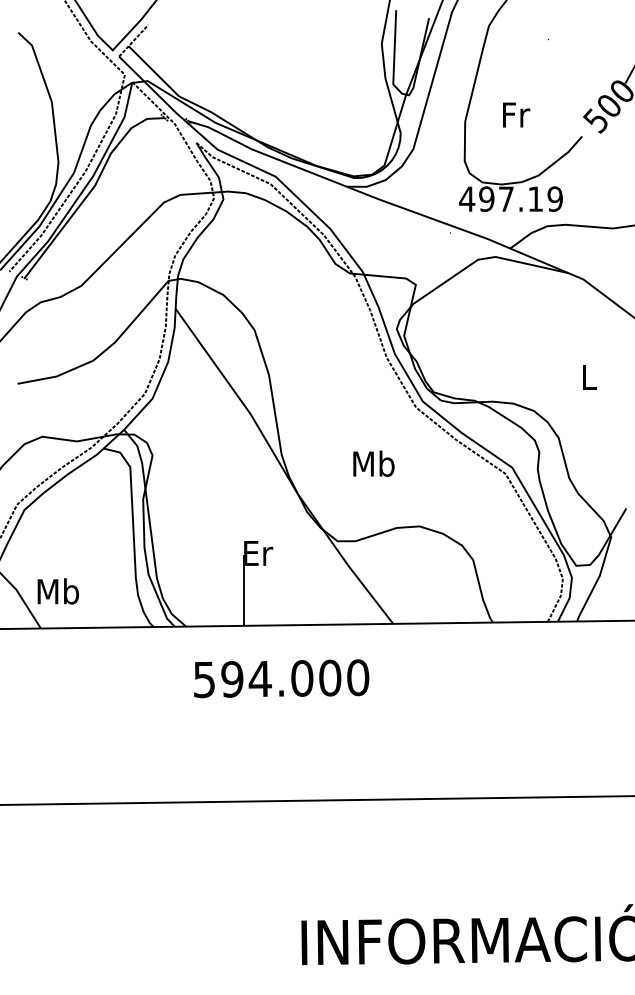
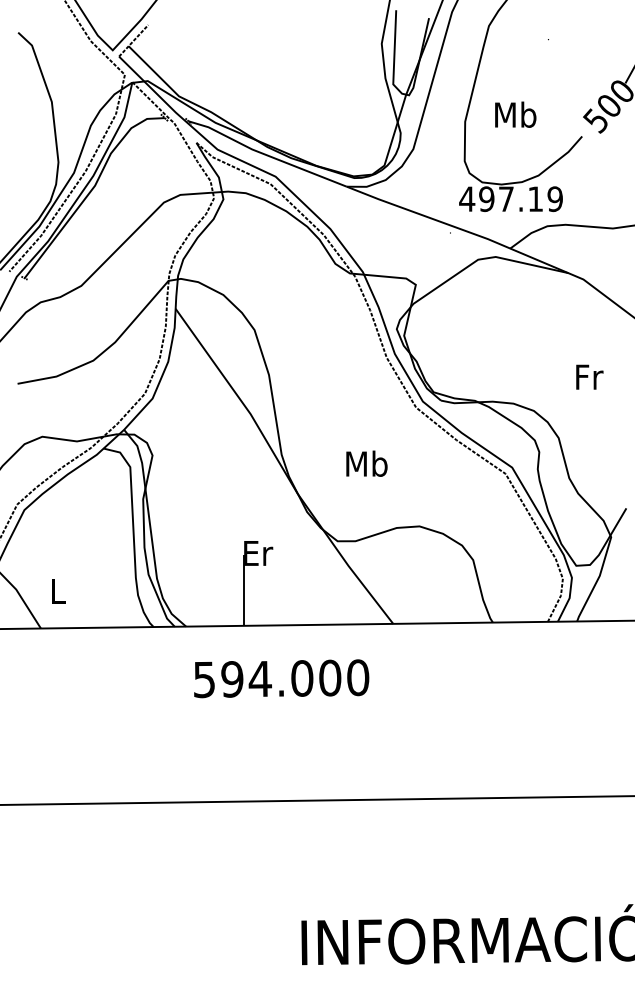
text: Fr -> Mb (515, 114)
text: L -> Fr (589, 376)
text position: (373, 463) -> (366, 463) (366, 463)
text: Mb -> L (57, 591)
